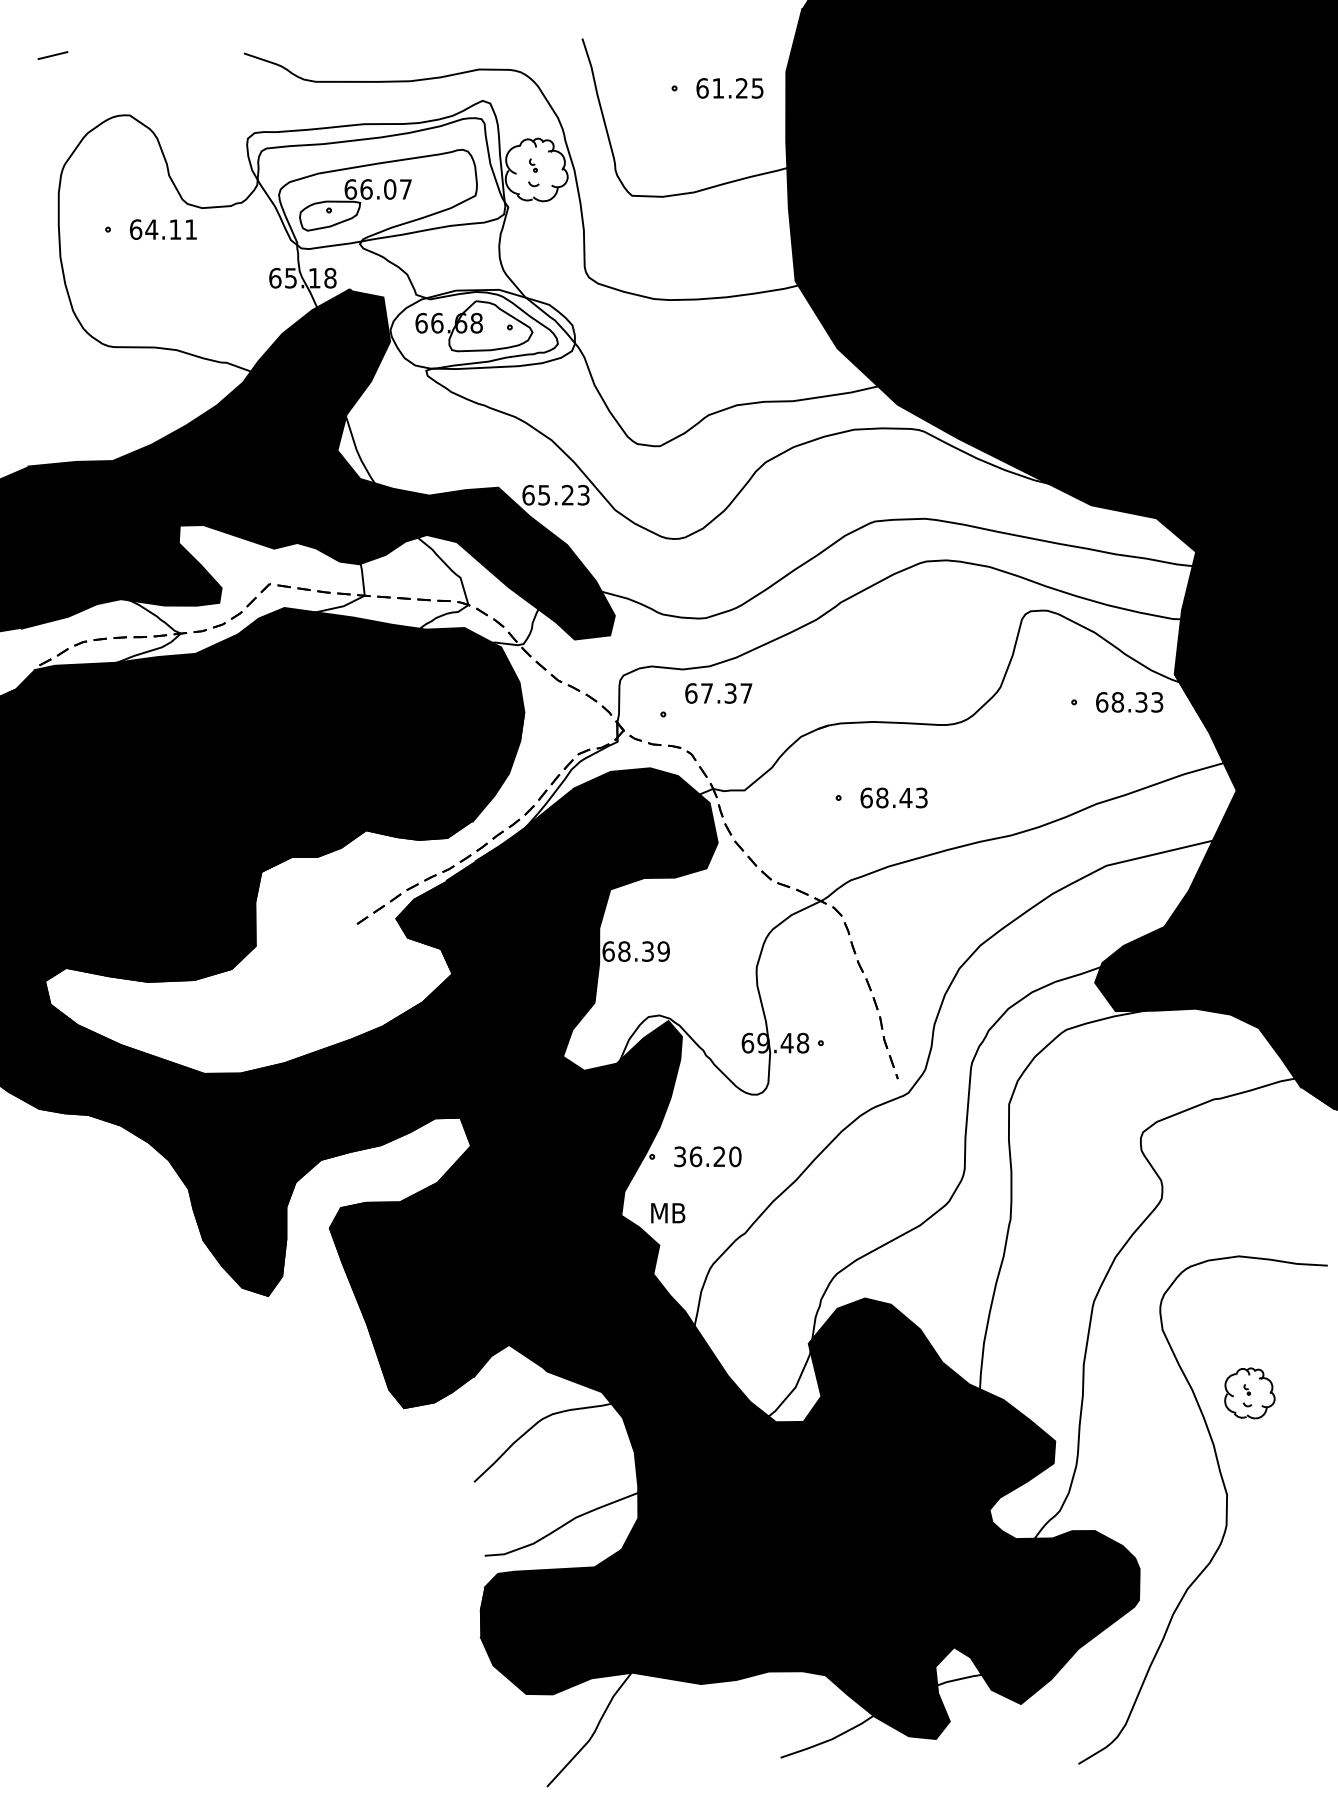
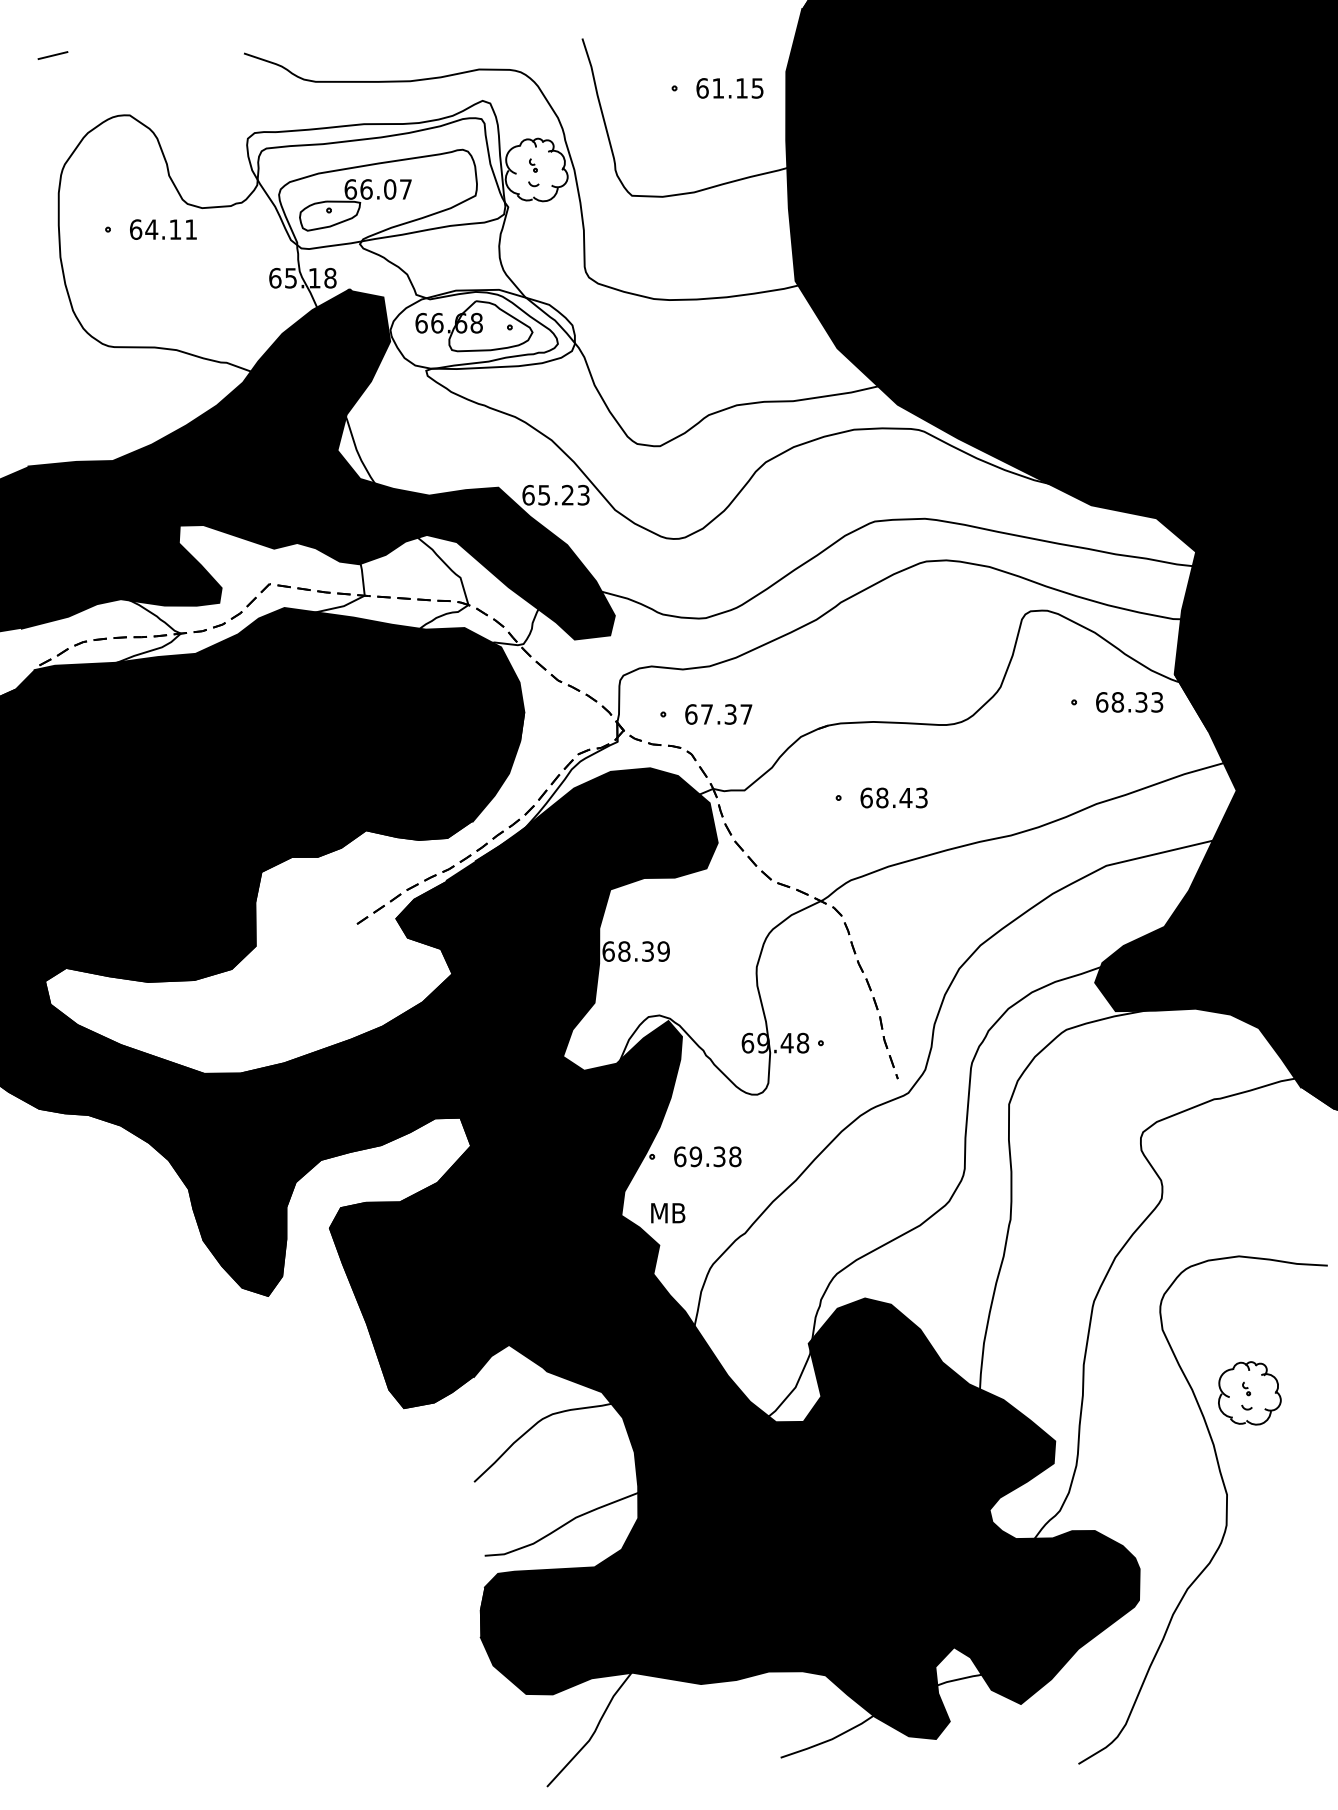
text: 61.25 -> 61.15 (741, 88)
text position: (718, 693) -> (718, 714) (718, 714)
text: 36.20 -> 69.38 (707, 1156)
part size: 52x53 px -> 64x65 px (1249, 1393)
